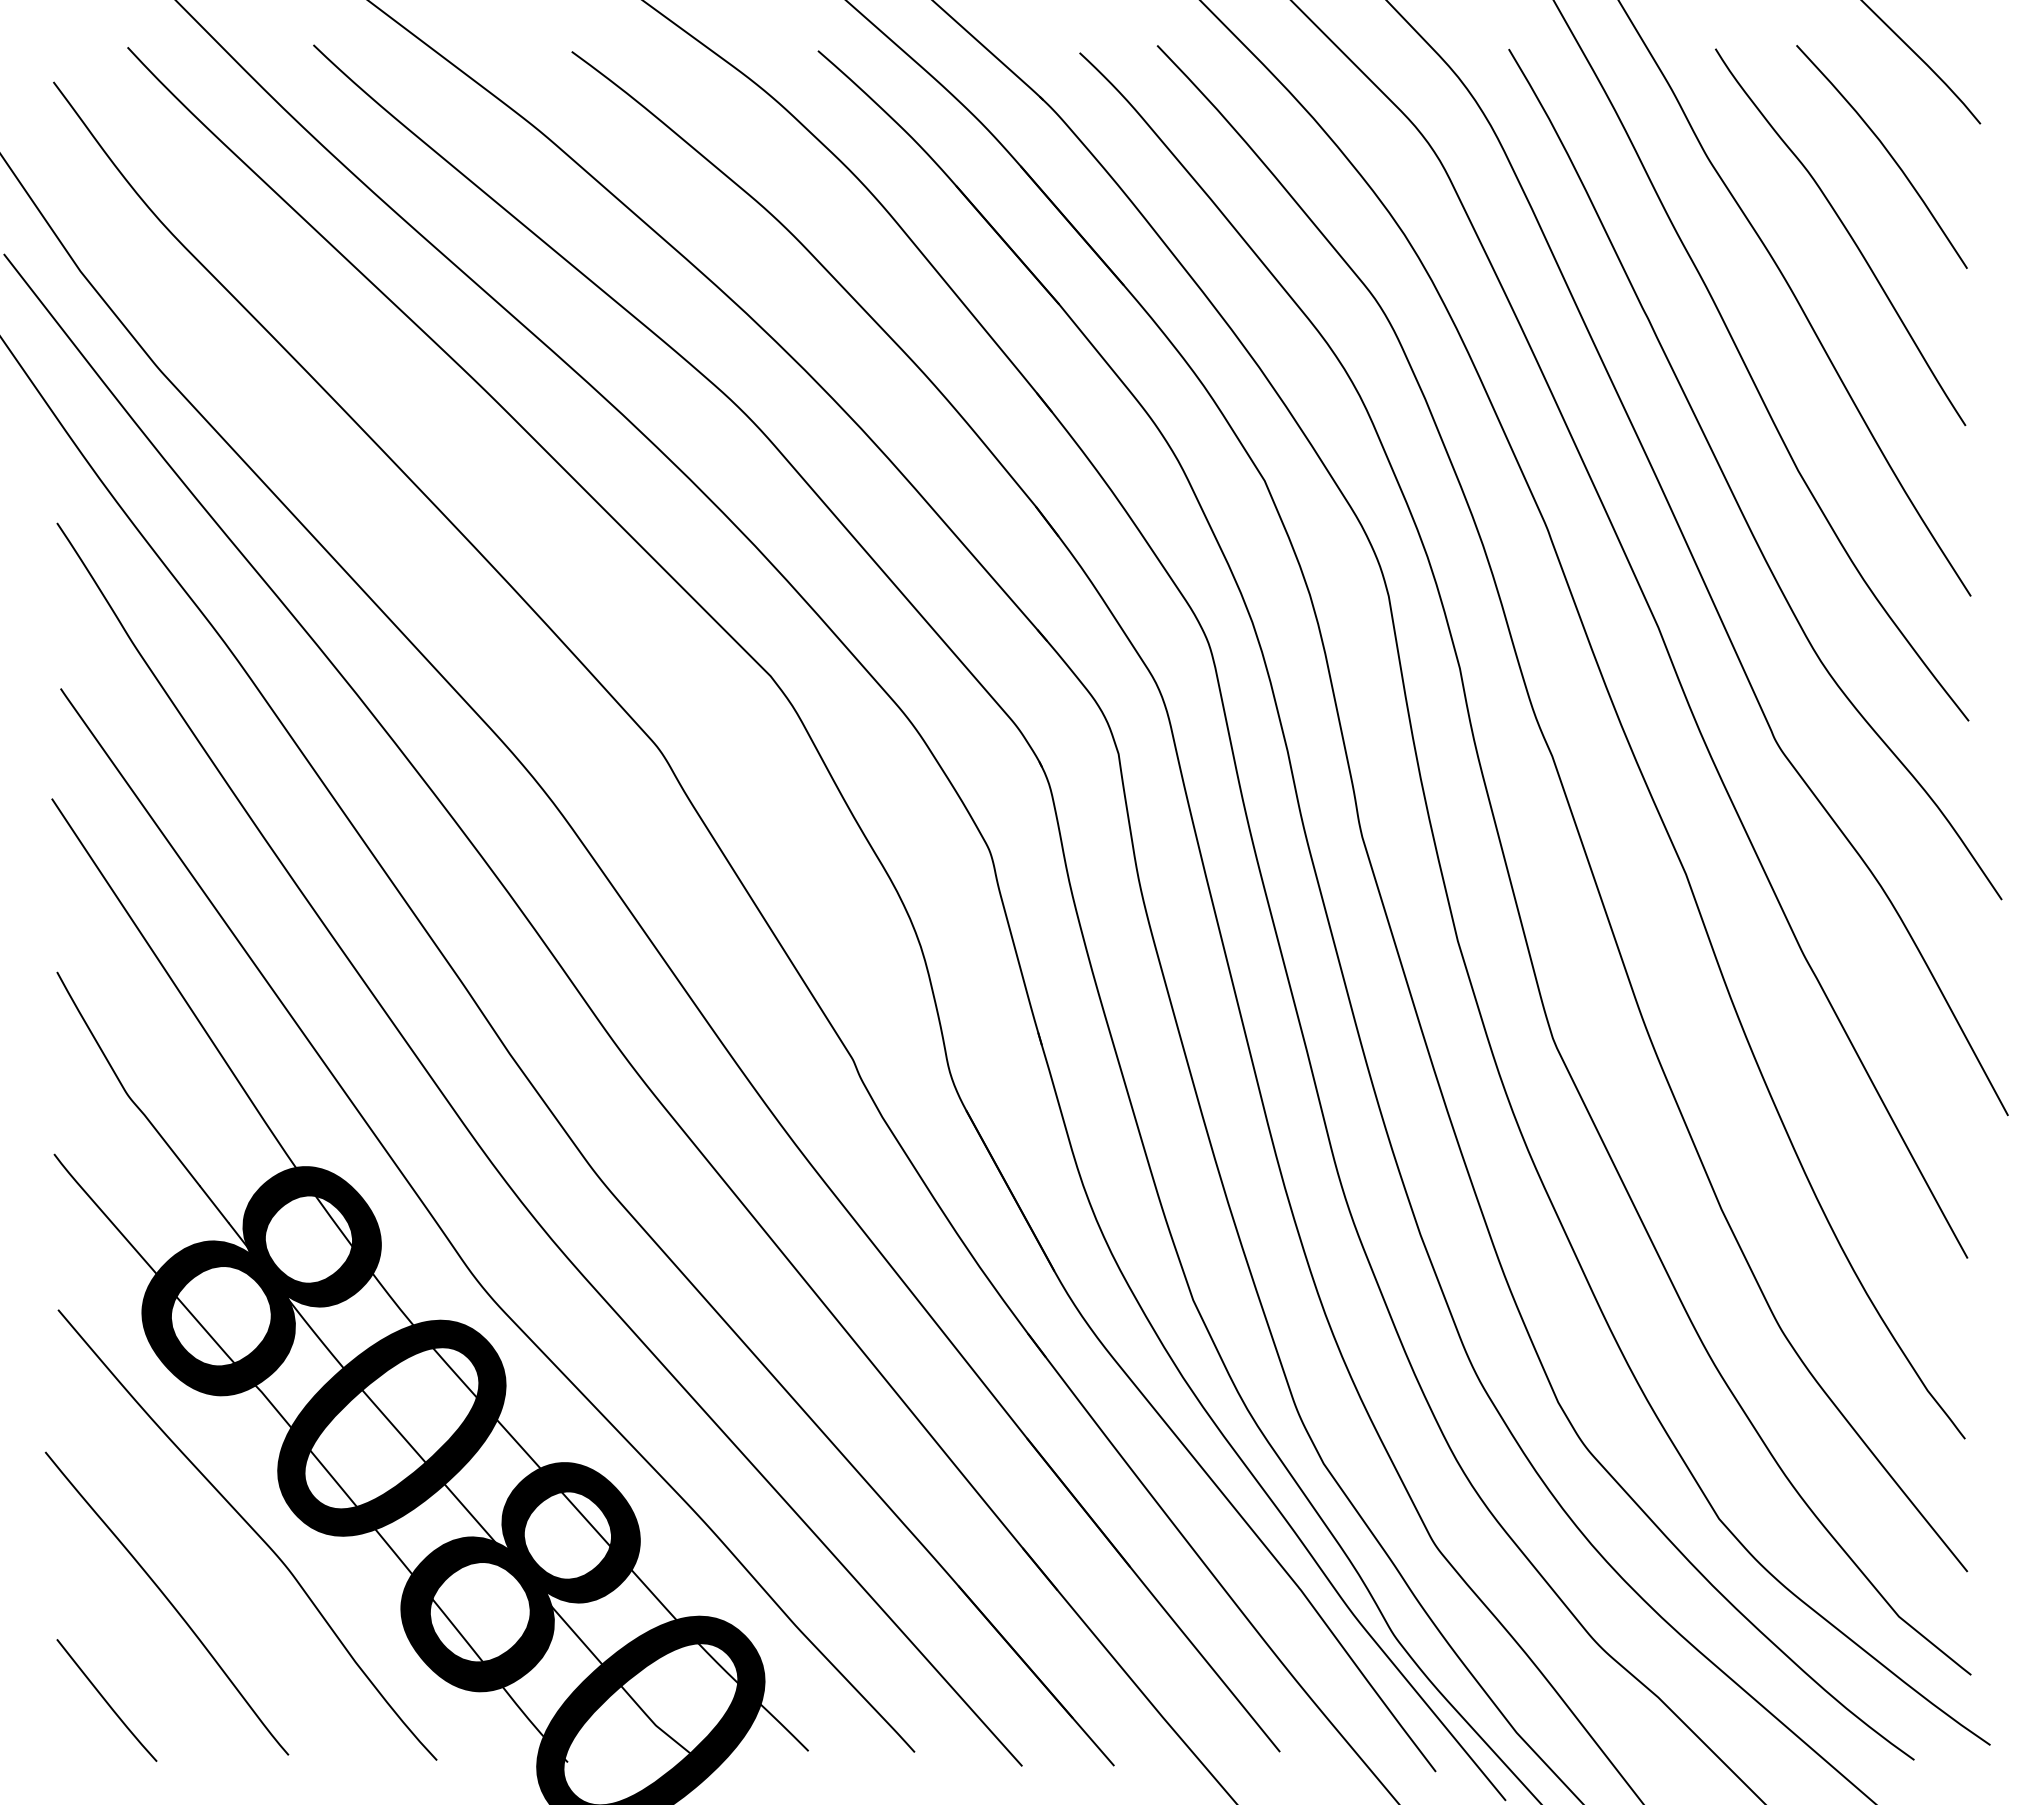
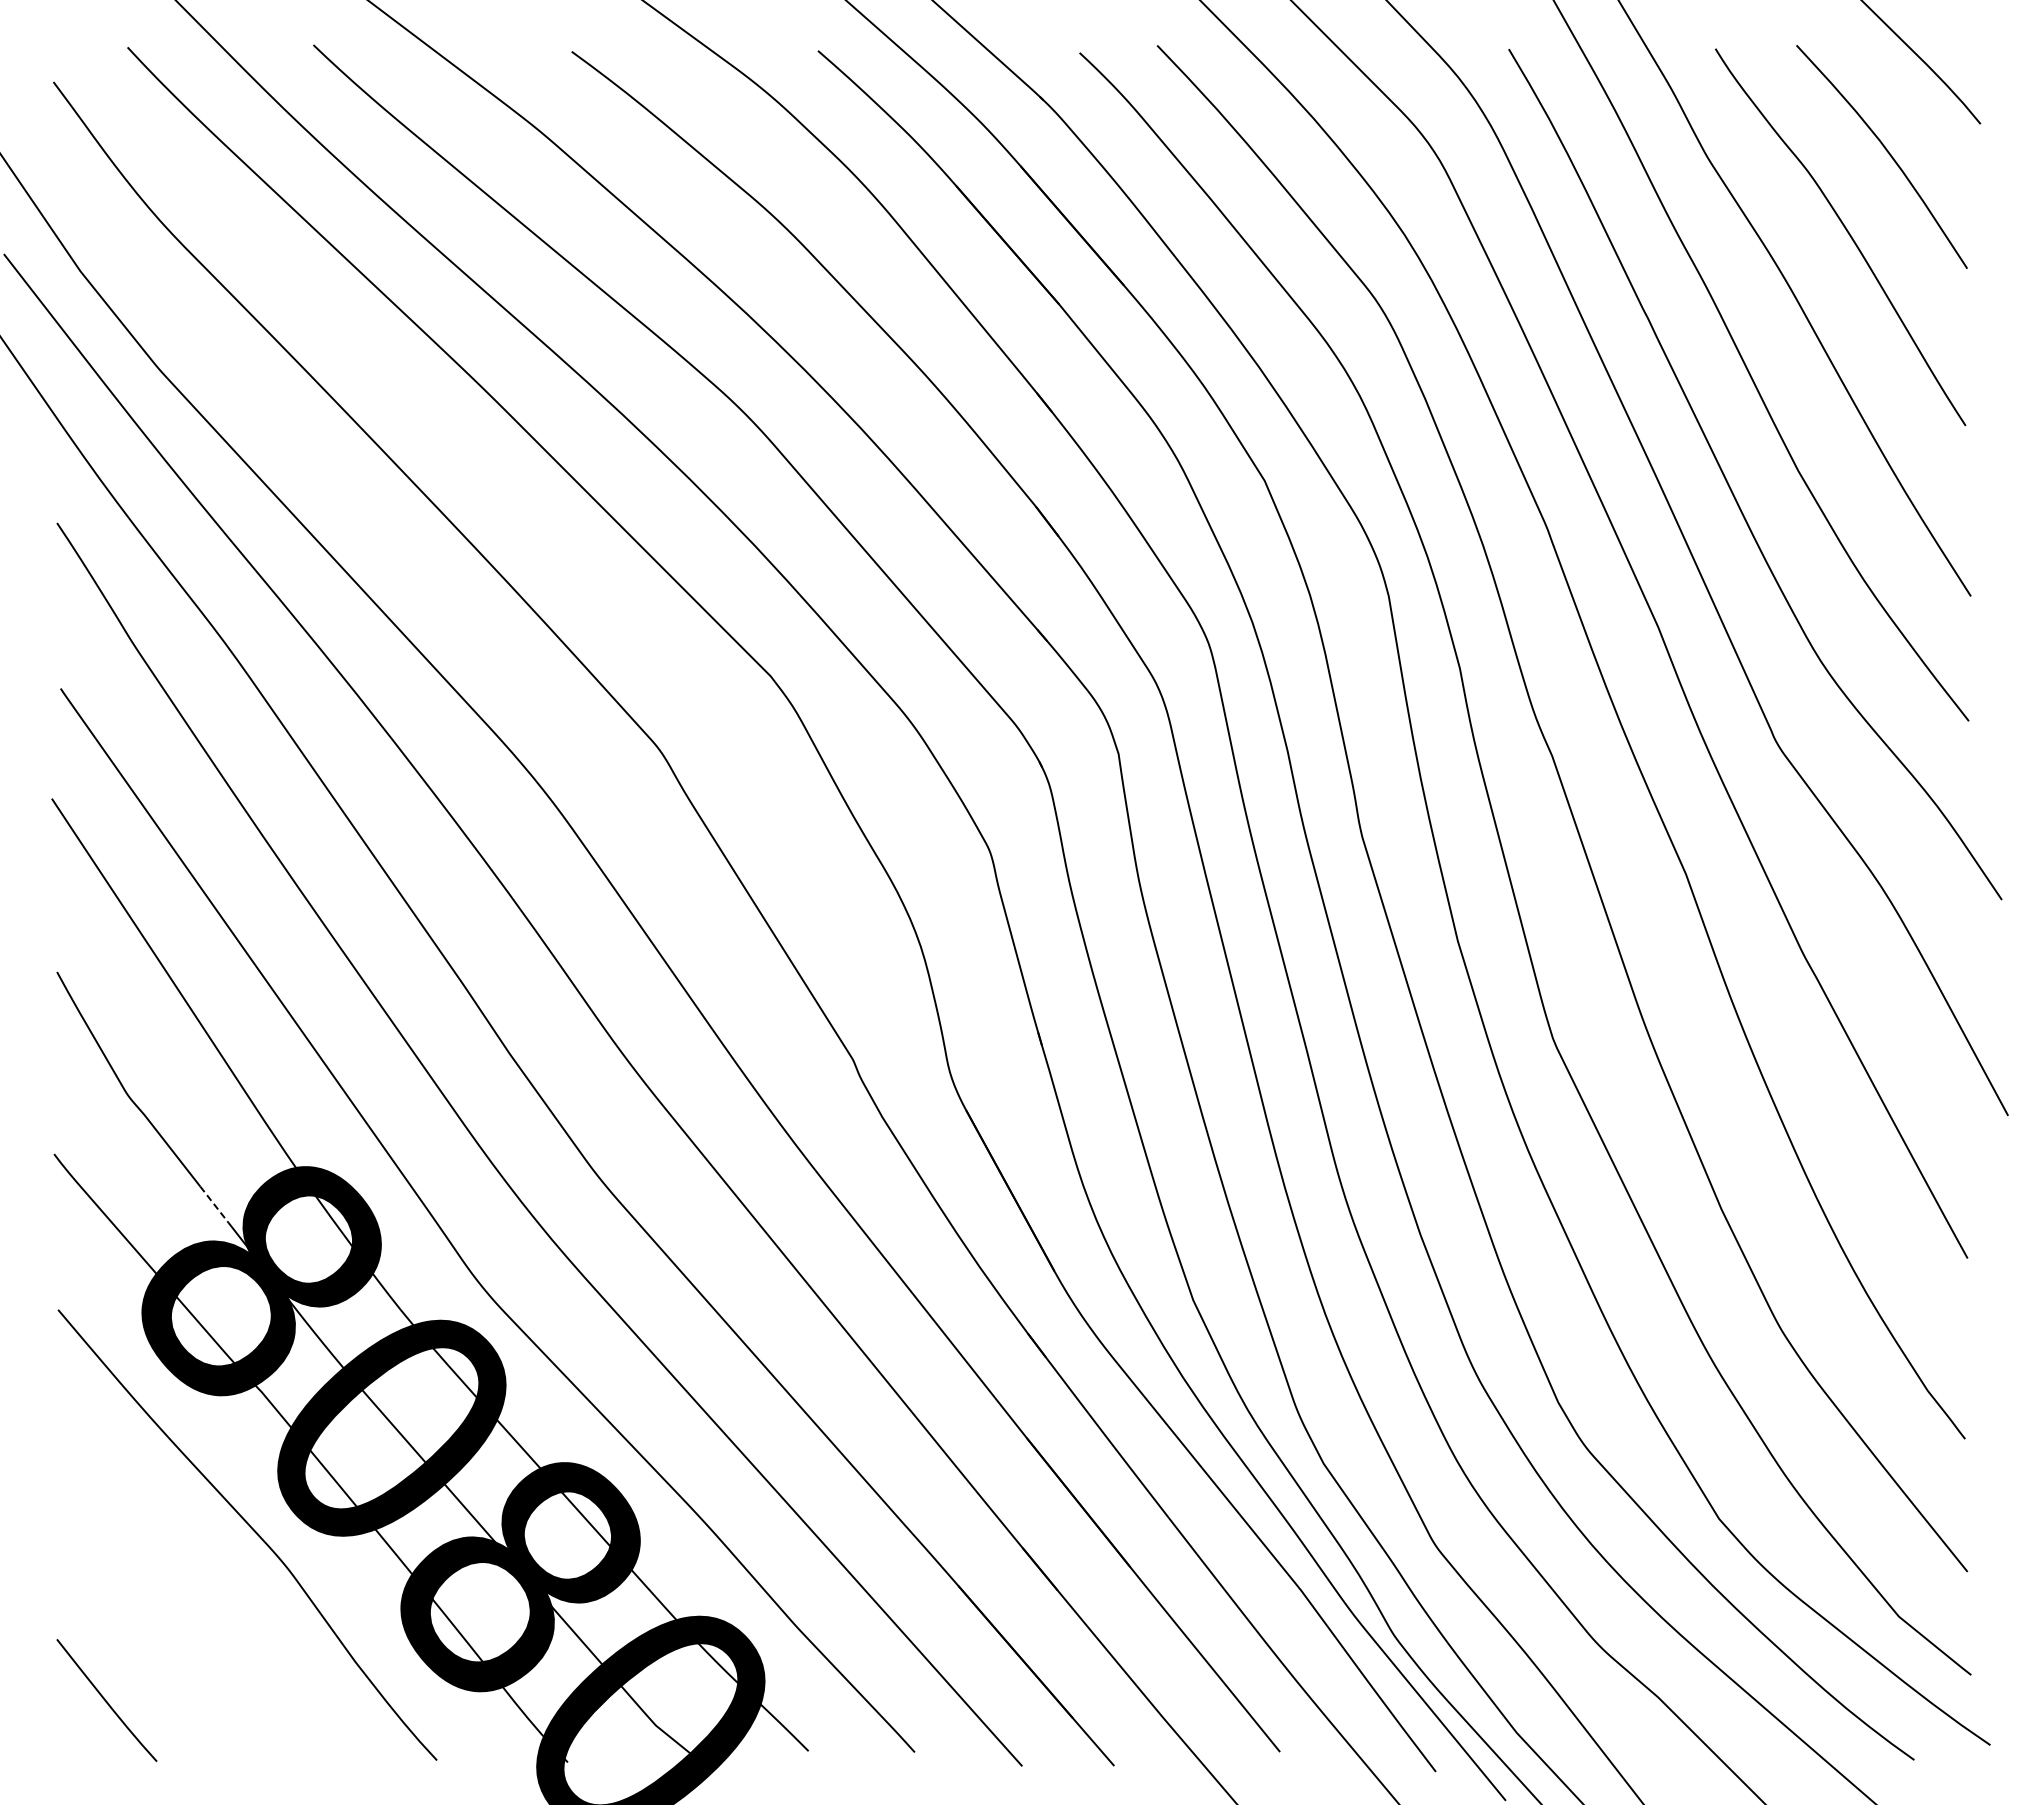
line: solid -> dashed (214, 1205)
curve: present -> none (168, 1601)
